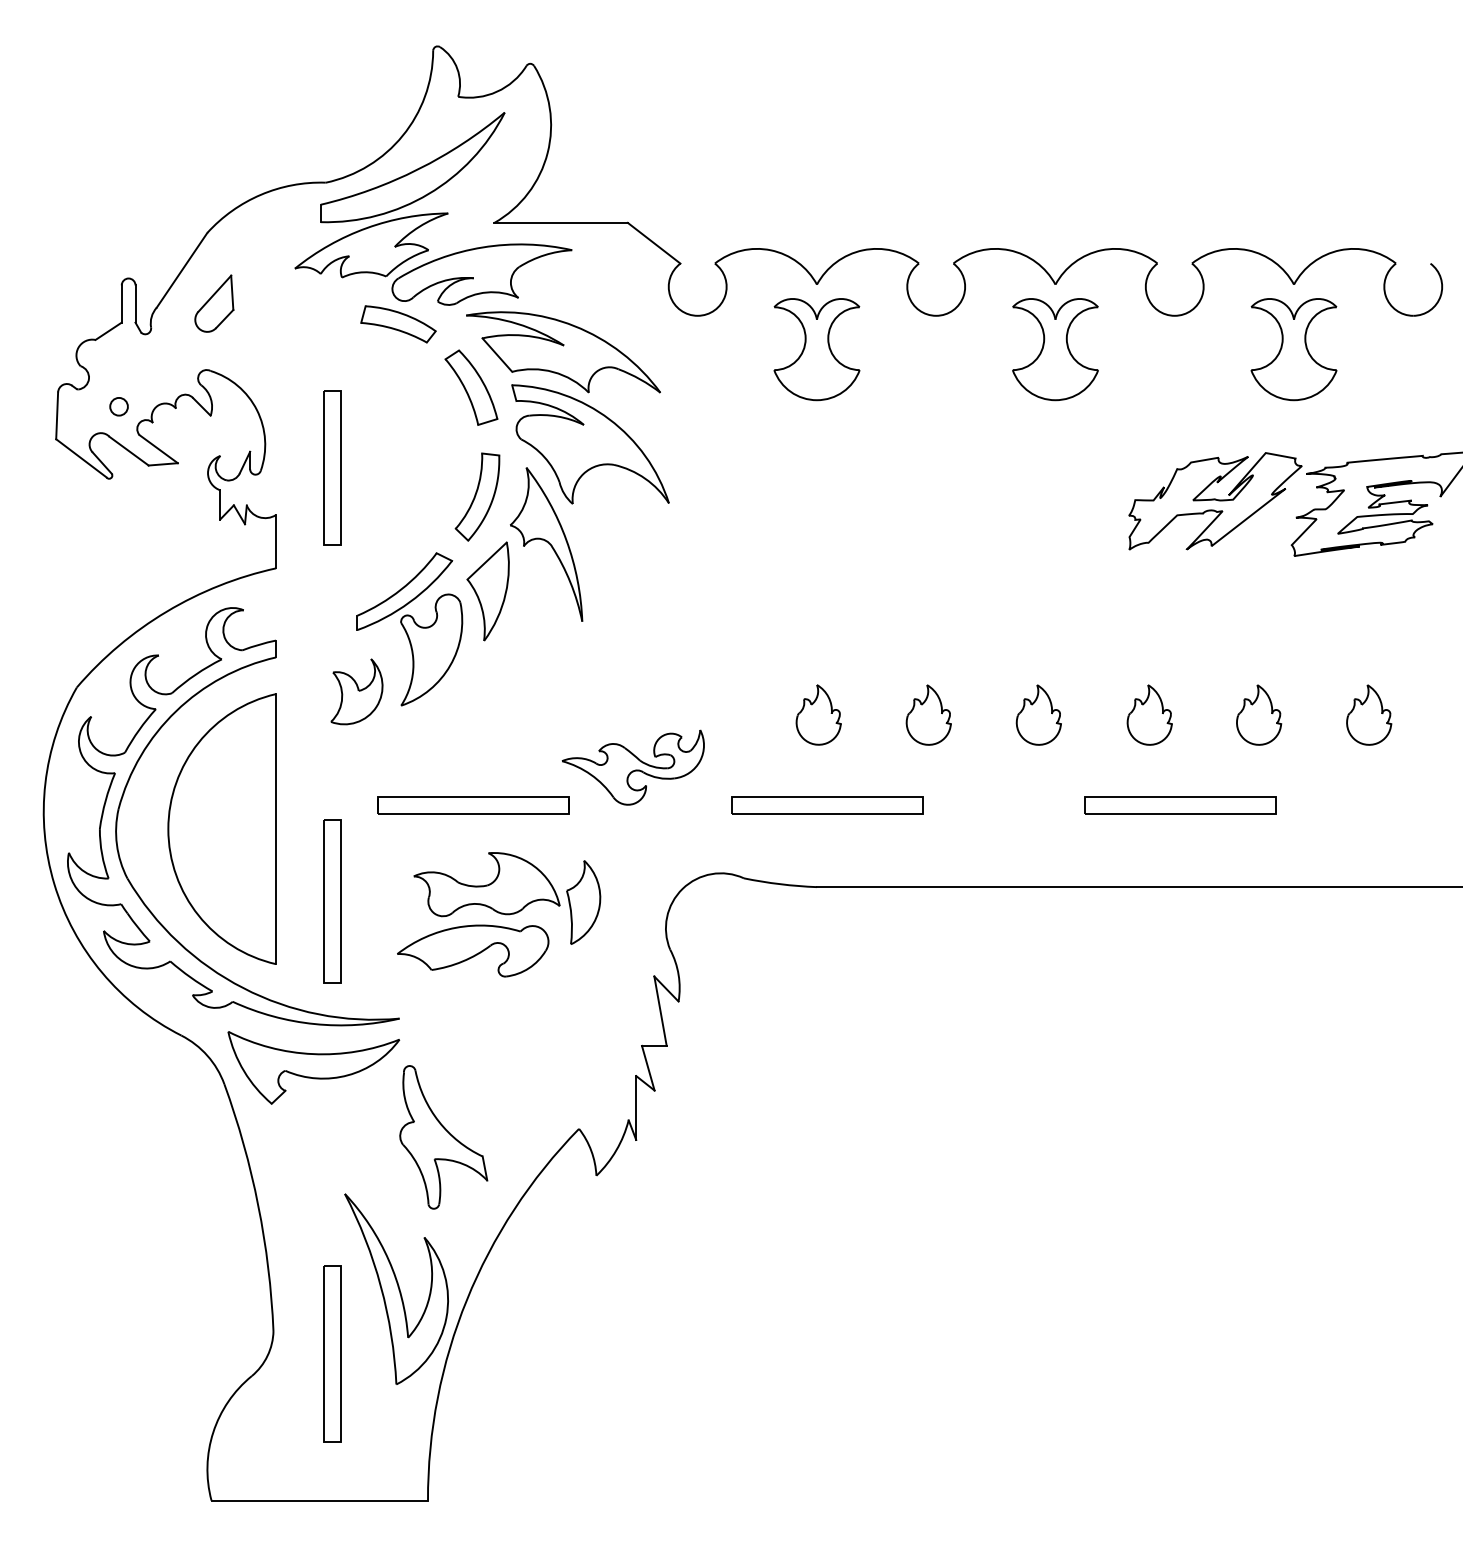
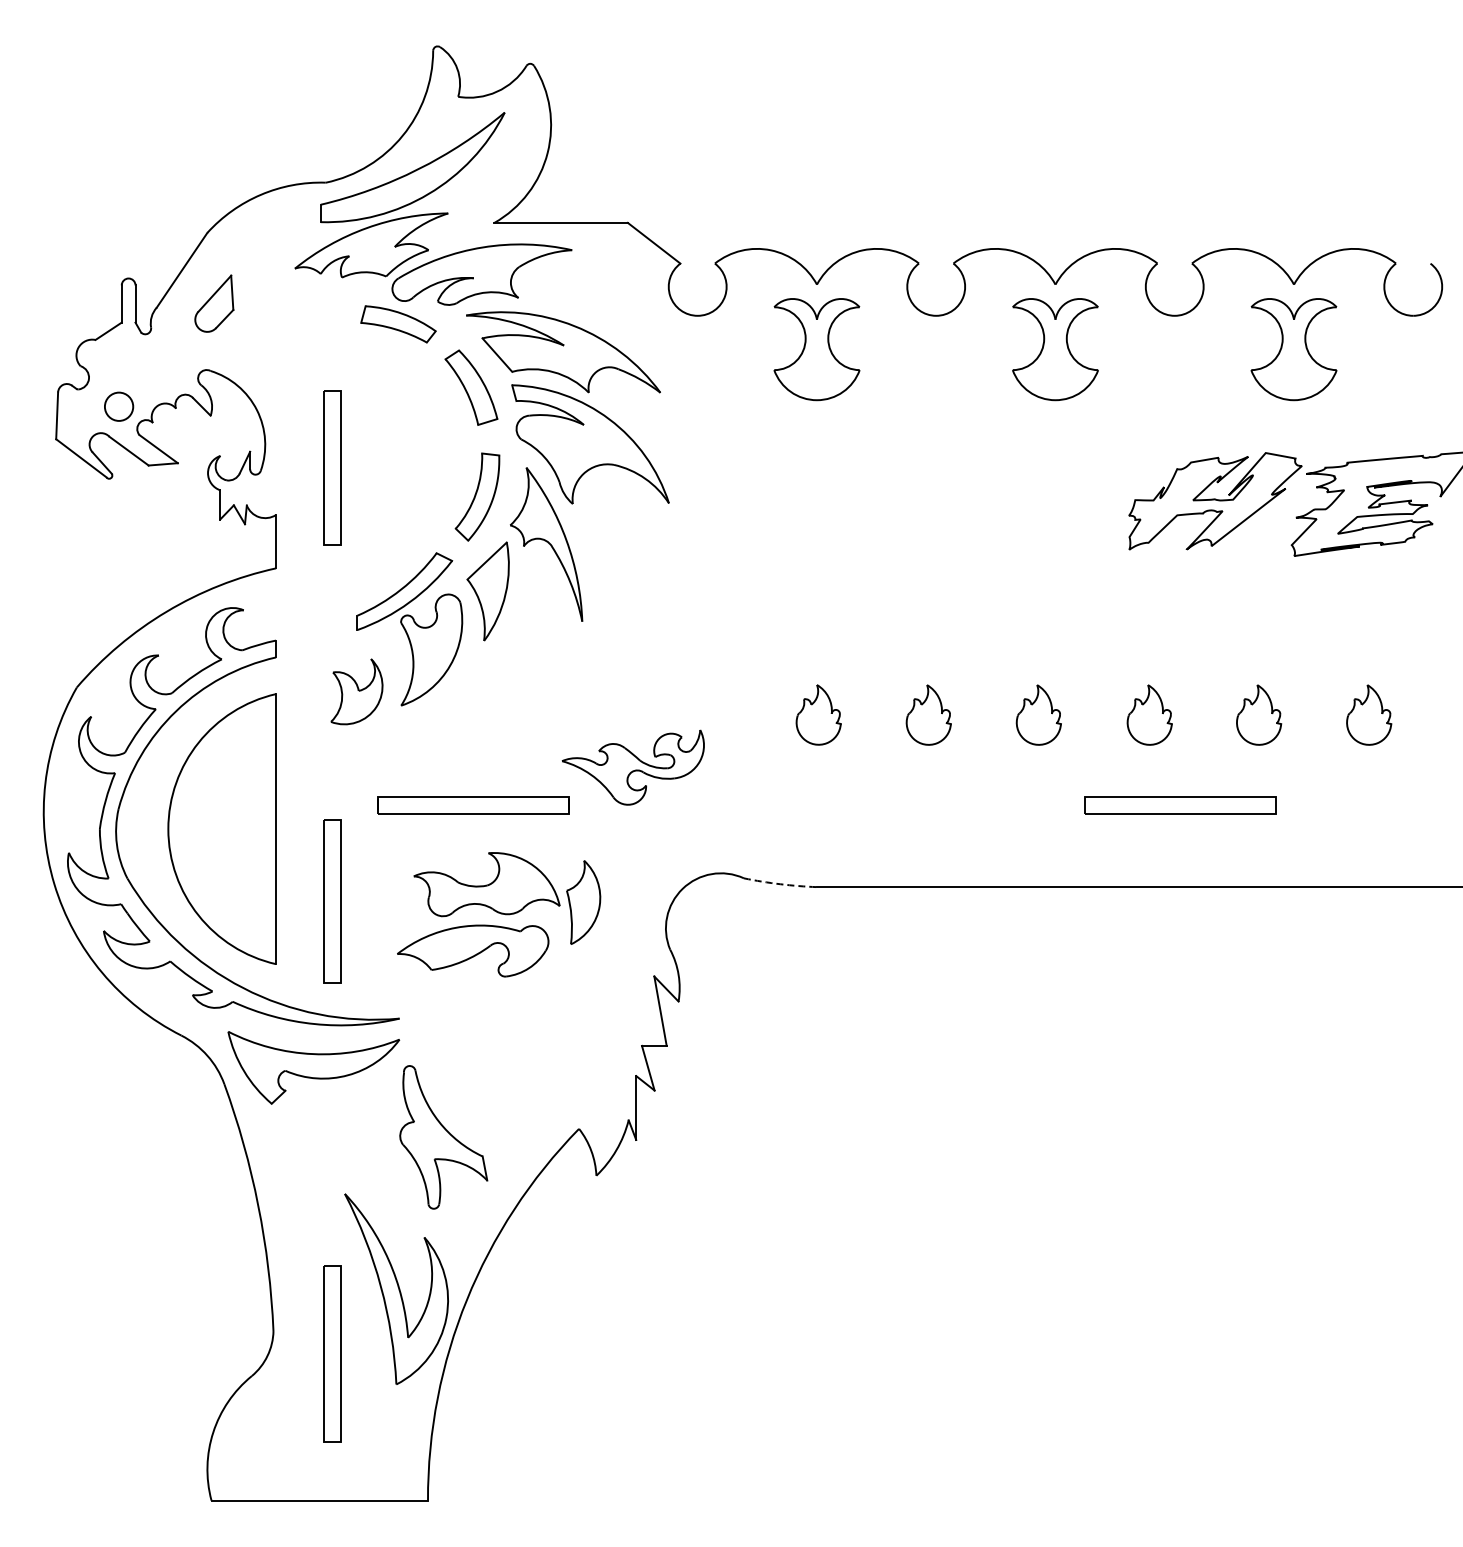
circle diameter: 18 px -> 28 px (118, 406)
part: present -> none (827, 805)
arc: solid -> dashed (780, 884)
